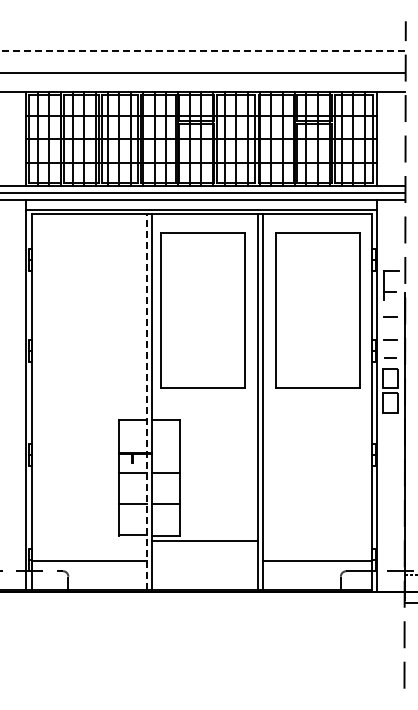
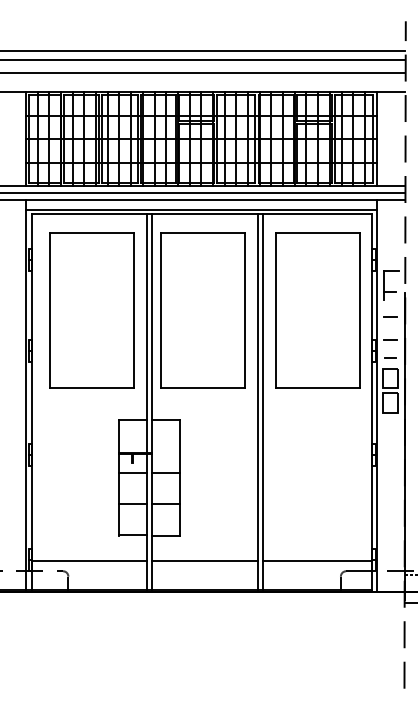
line: dashed -> solid (201, 50)
line: none -> present (203, 60)
part: none -> present (91, 310)
line: dashed -> solid (146, 401)
line position: (204, 541) -> (204, 561) (204, 561)
